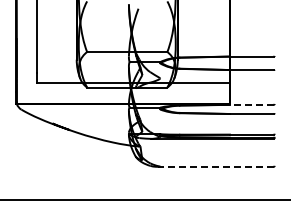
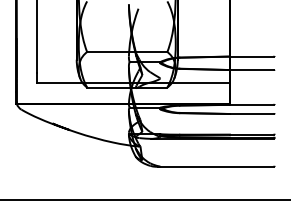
line: dashed -> solid (251, 104)
line: dashed -> solid (215, 166)
